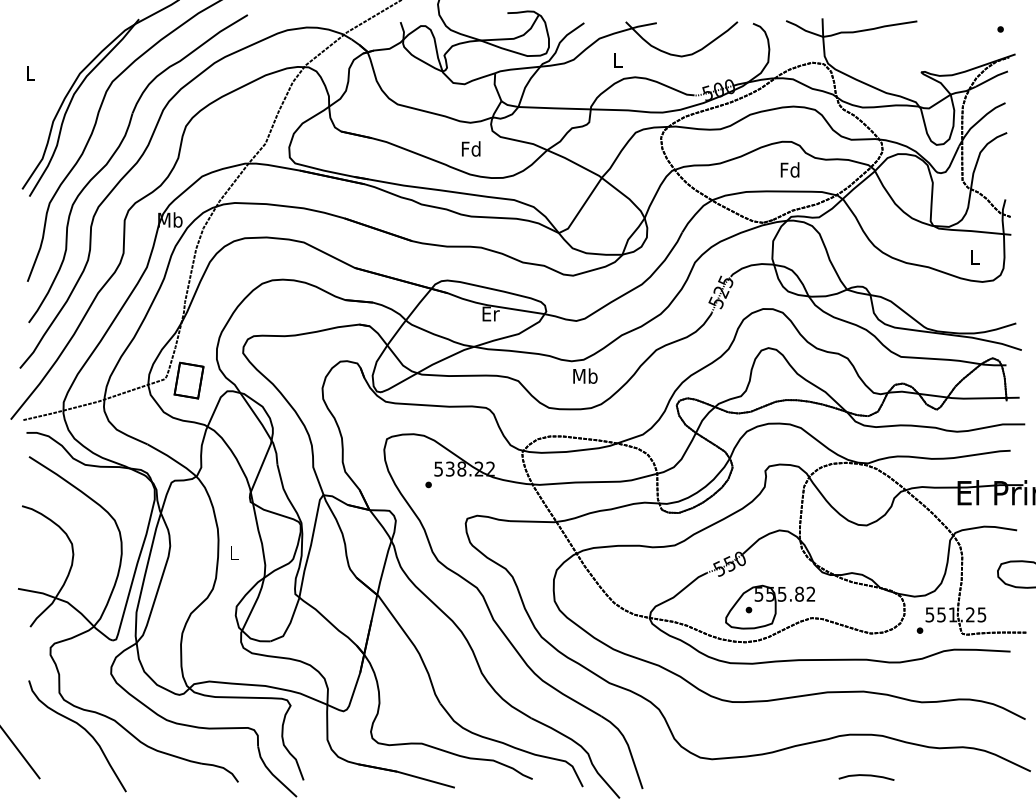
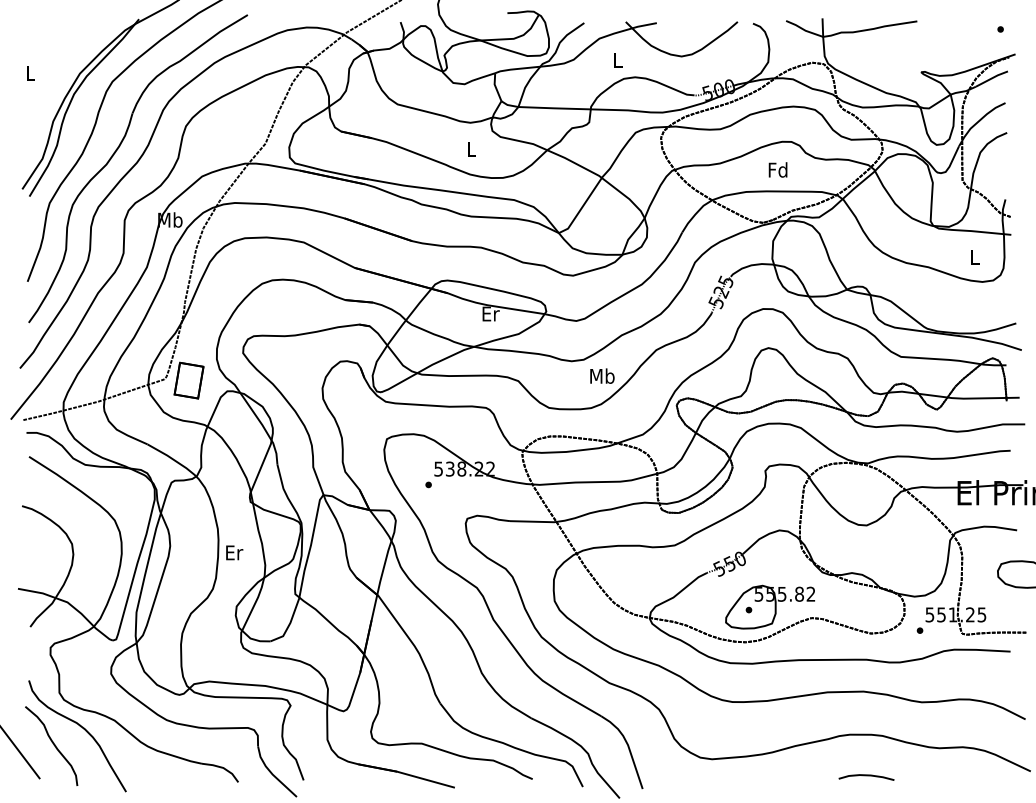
text: Fd -> L (471, 148)
text position: (789, 169) -> (777, 169) (777, 169)
text position: (585, 375) -> (602, 375) (602, 375)
text: L -> Er (234, 552)
curve: none -> present (53, 745)
